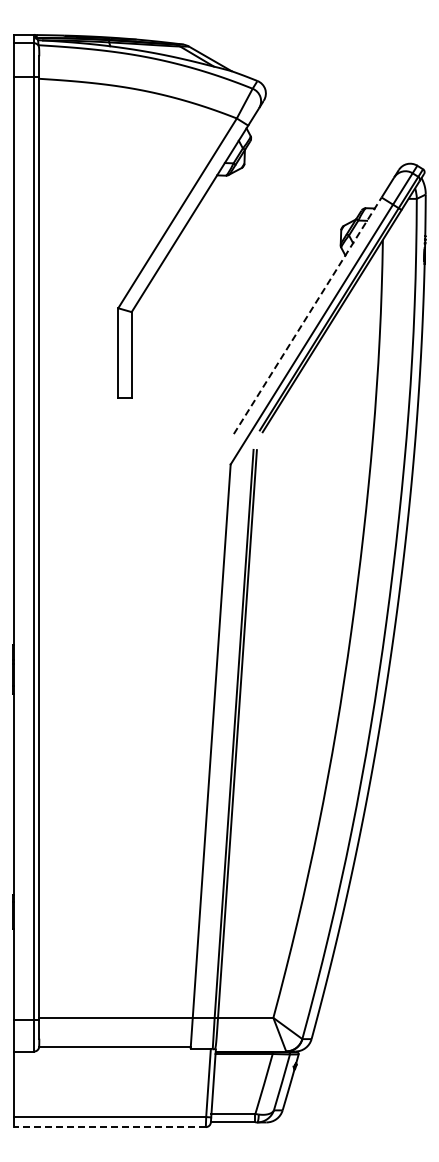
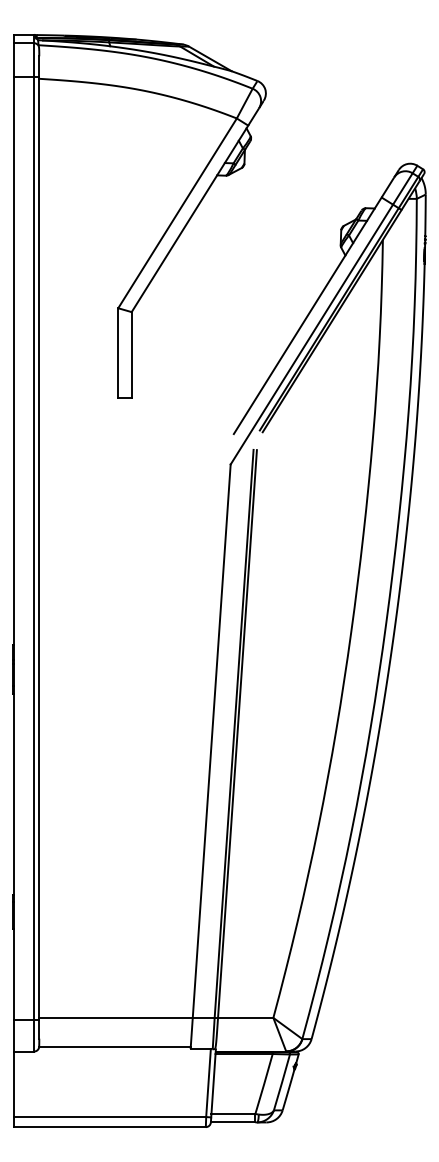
line: dashed -> solid (308, 315)
line: dashed -> solid (109, 1127)
